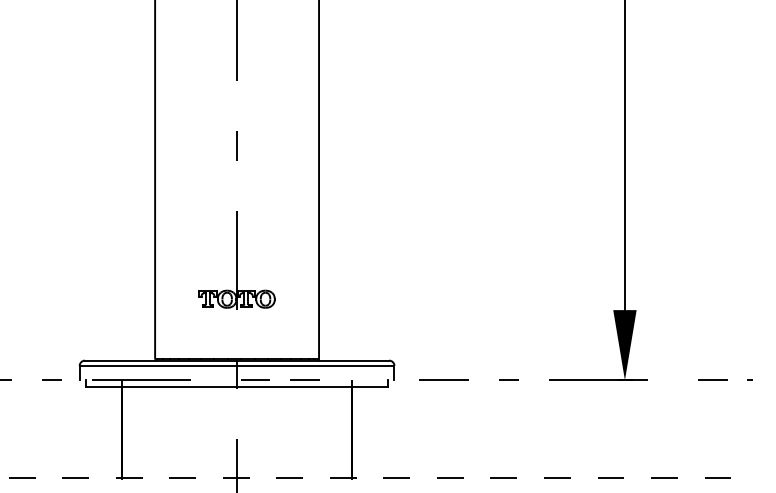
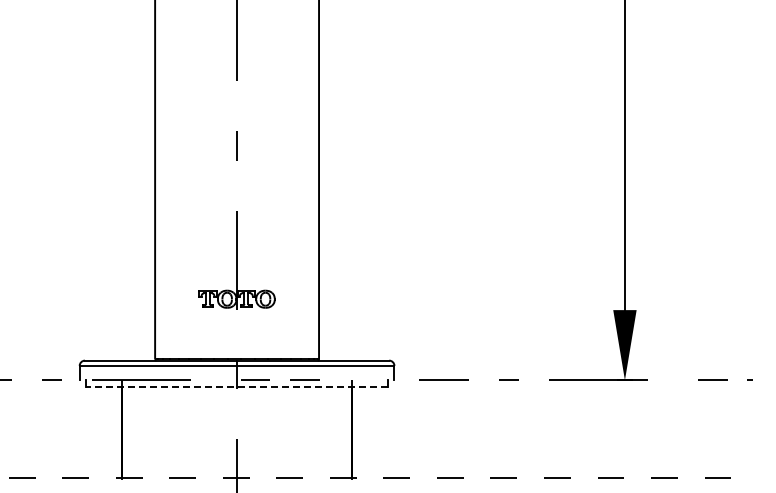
line: solid -> dashed (237, 386)
